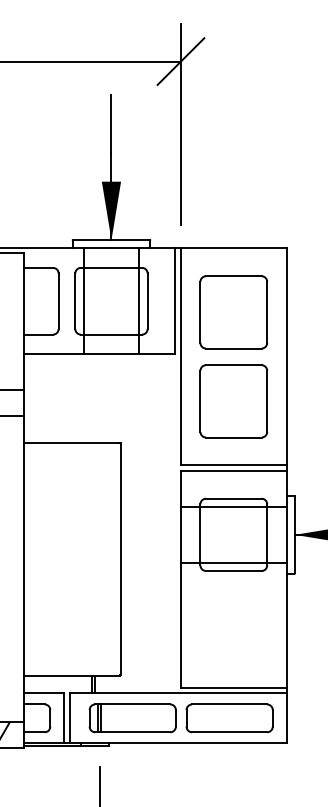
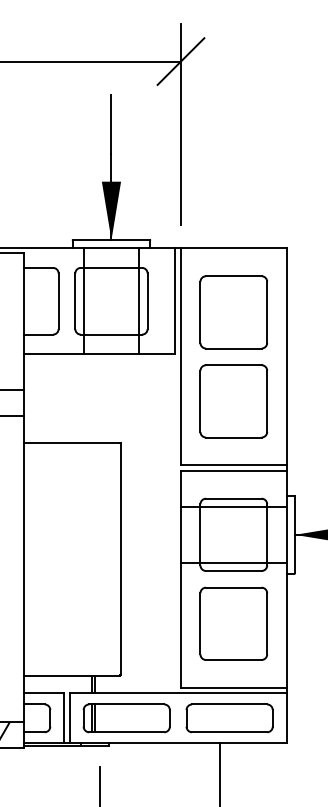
part: none -> present (233, 623)
part position: (132, 718) -> (126, 718) (126, 718)
line: none -> present (219, 773)
